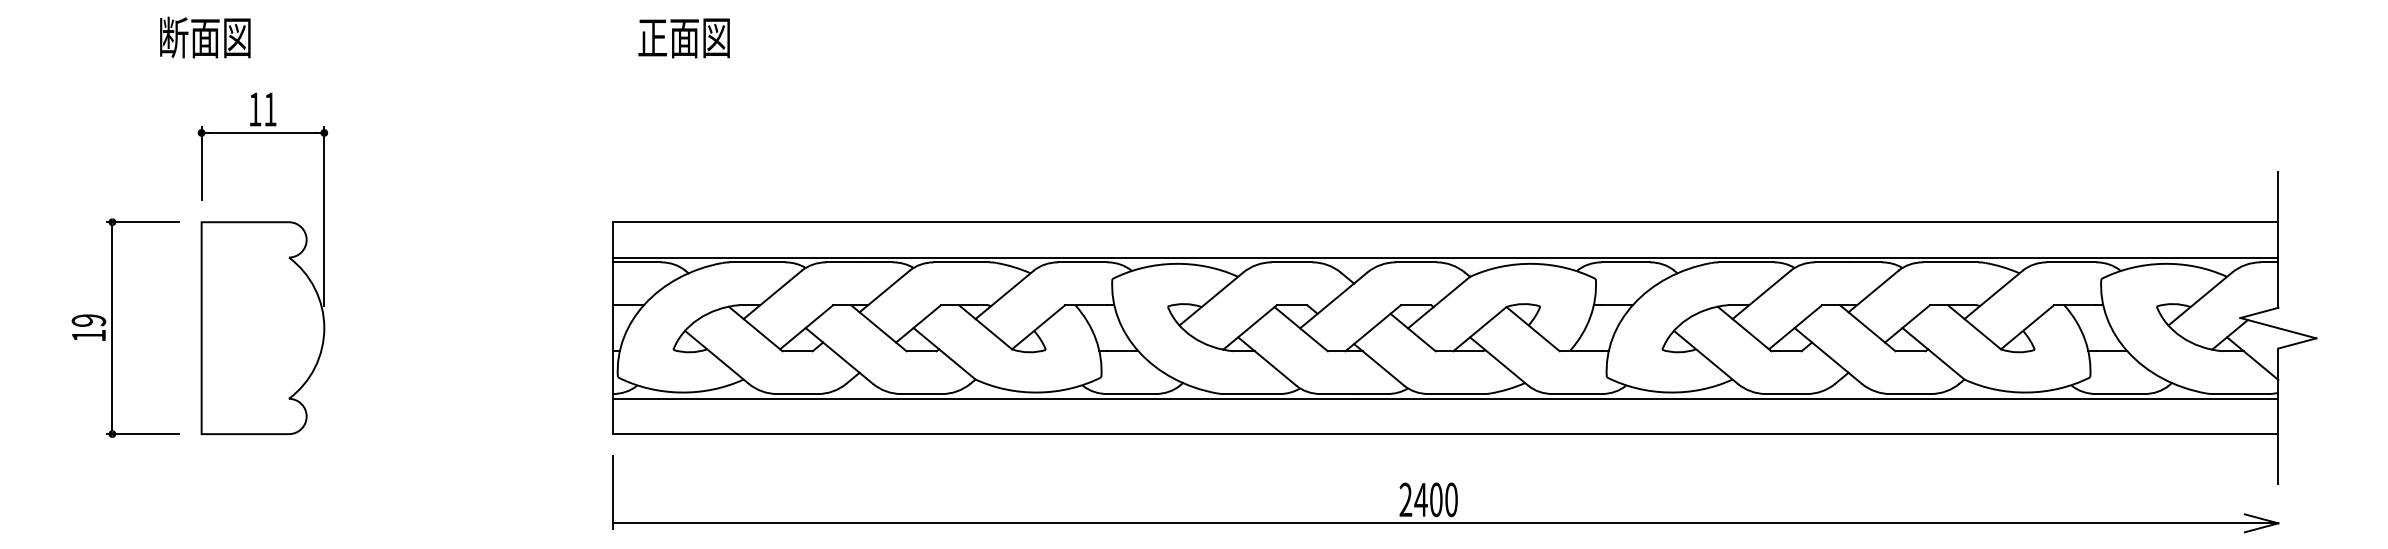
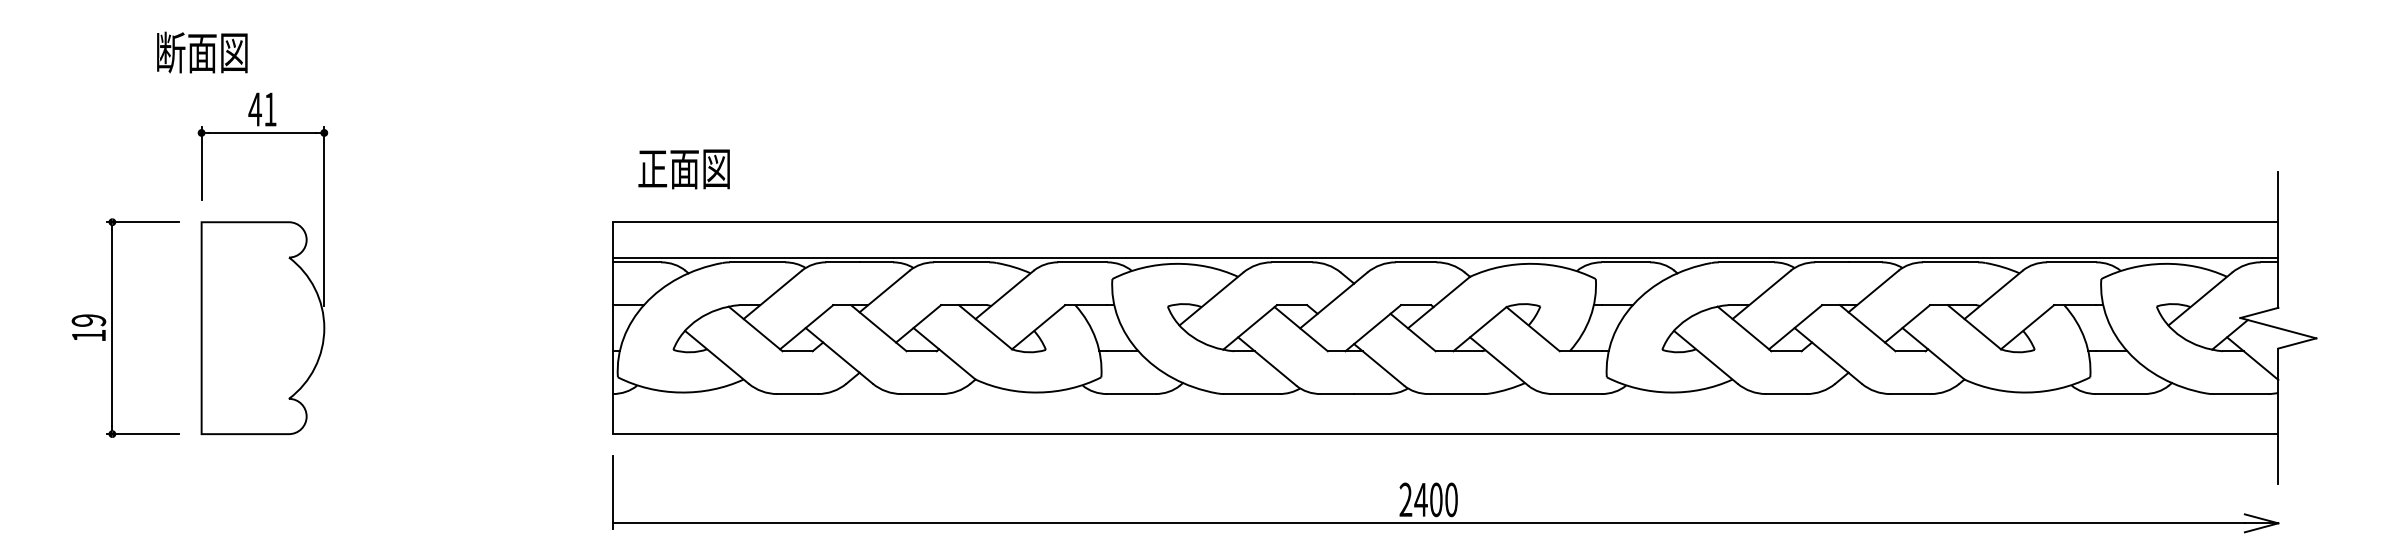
text position: (205, 37) -> (202, 52) (202, 52)
text position: (683, 38) -> (683, 169) (683, 169)
text: 11 -> 41 (255, 109)
line: present -> none (1445, 398)
